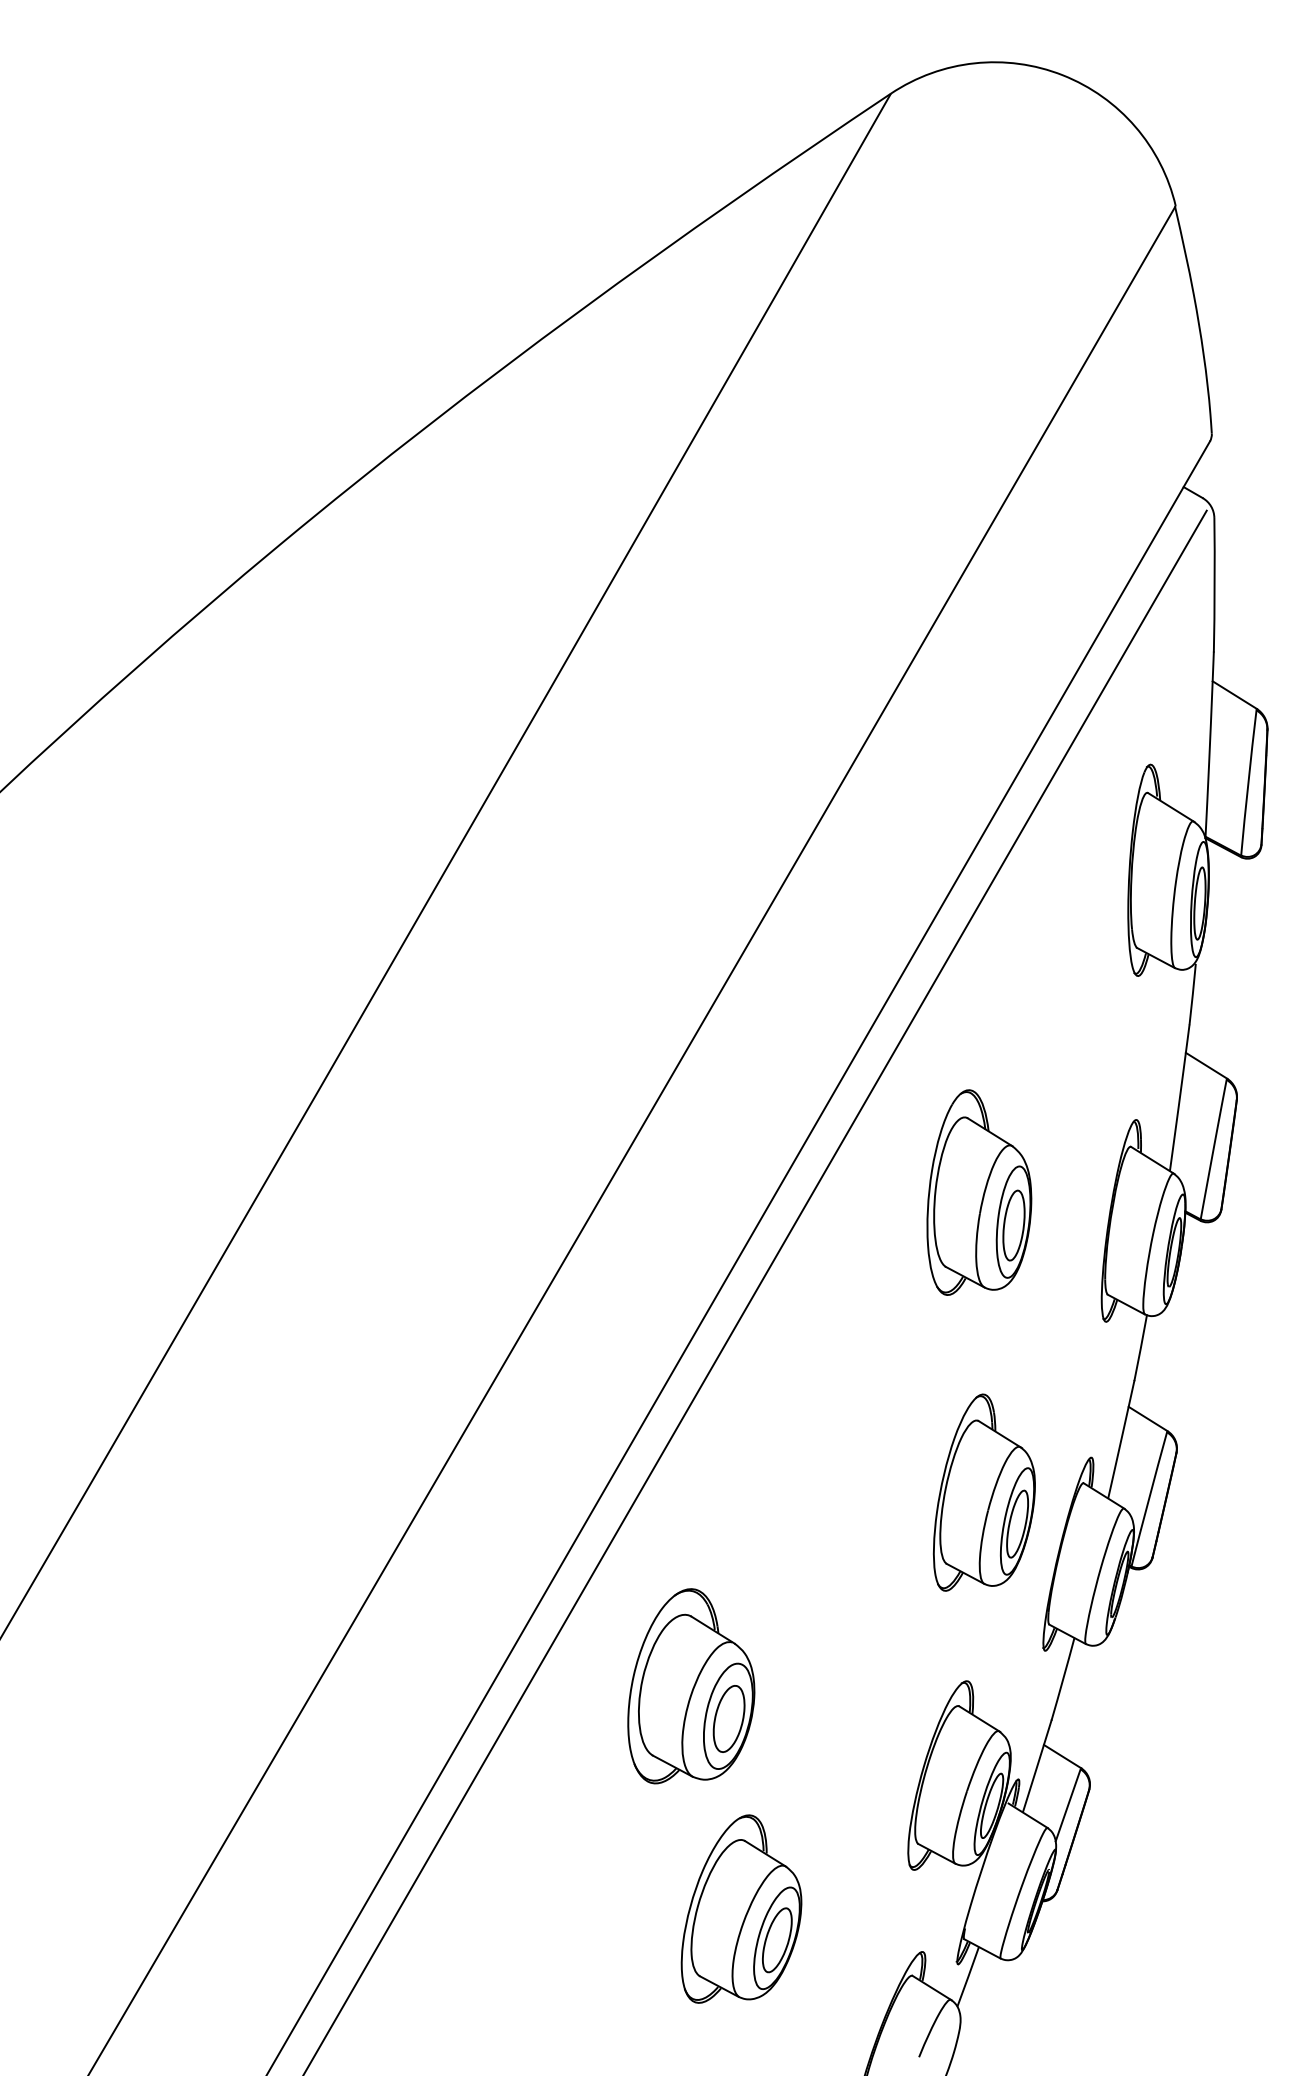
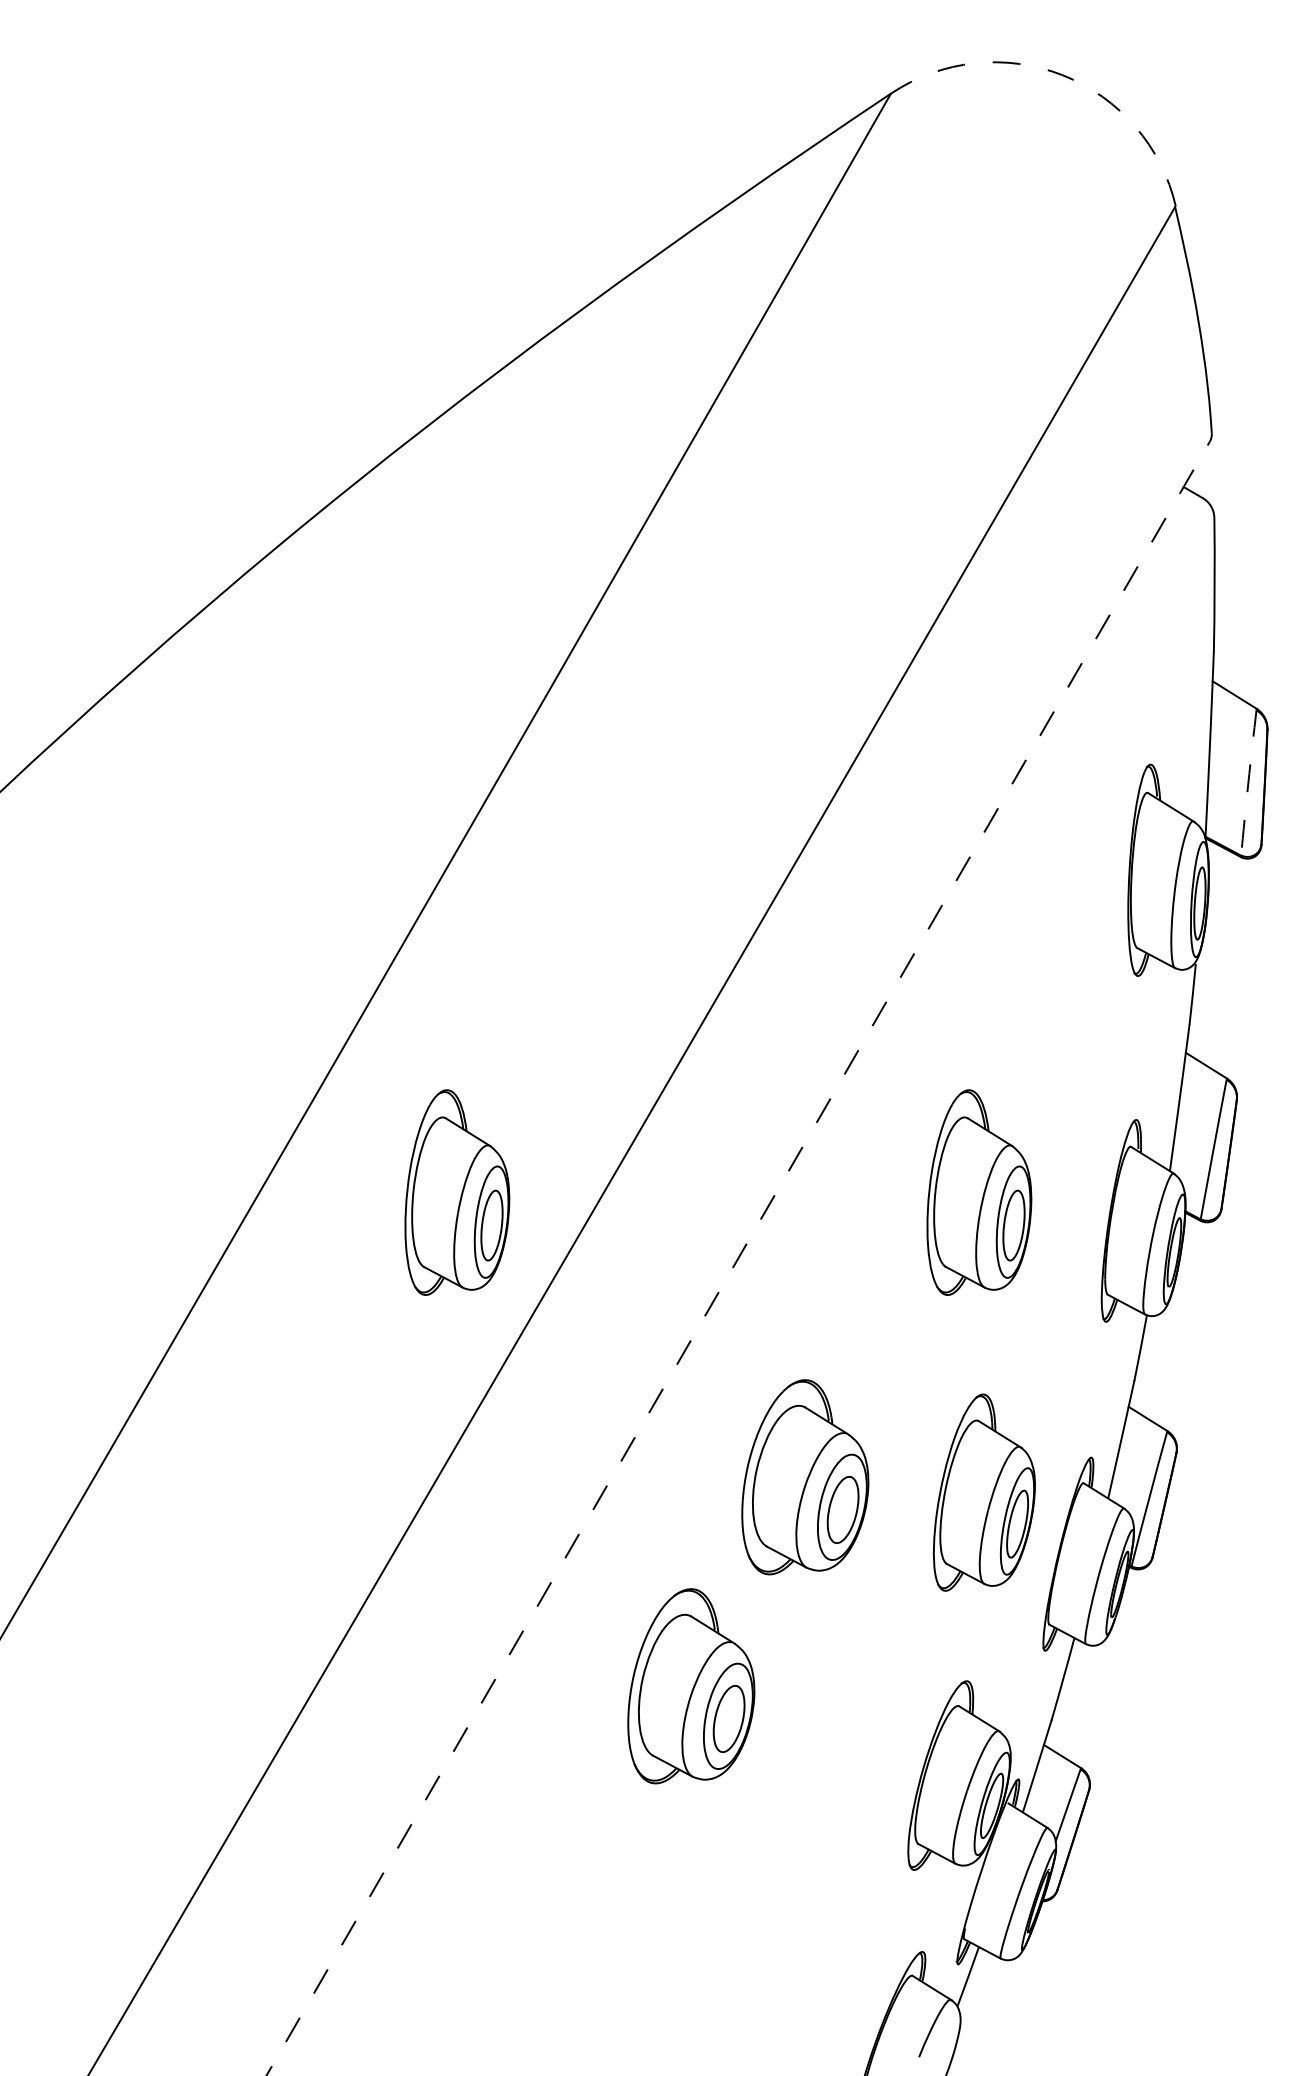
arc: solid -> dashed (1062, 75)
arc: solid -> dashed (1248, 782)
part: none -> present (457, 1192)
line: solid -> dashed (738, 1258)
line: present -> none (755, 1291)
part: none -> present (805, 1477)
part: present -> none (741, 1908)
